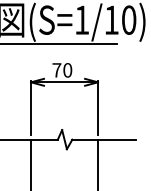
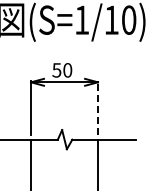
line: present -> none (59, 44)
text: 70 -> 50 (56, 70)
line: solid -> dashed (97, 107)
